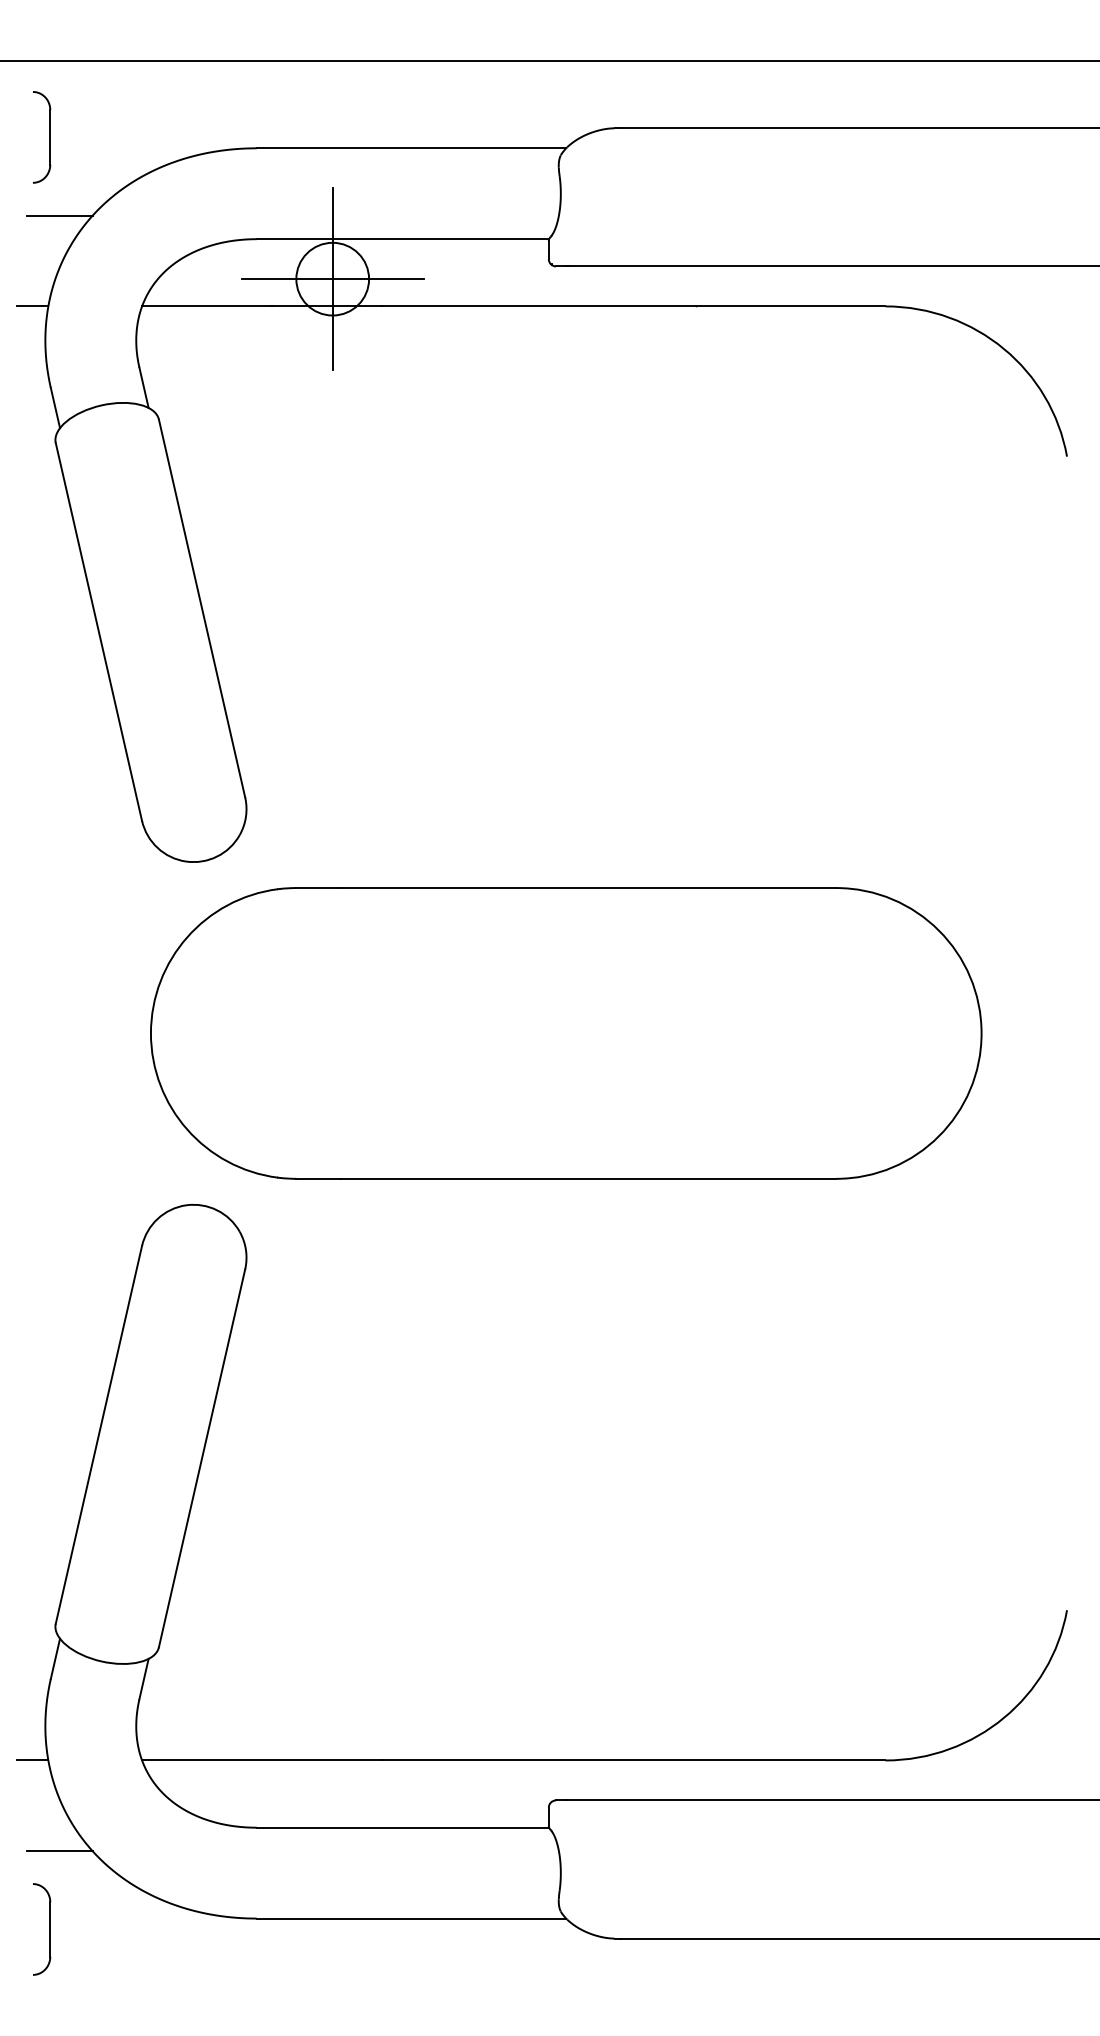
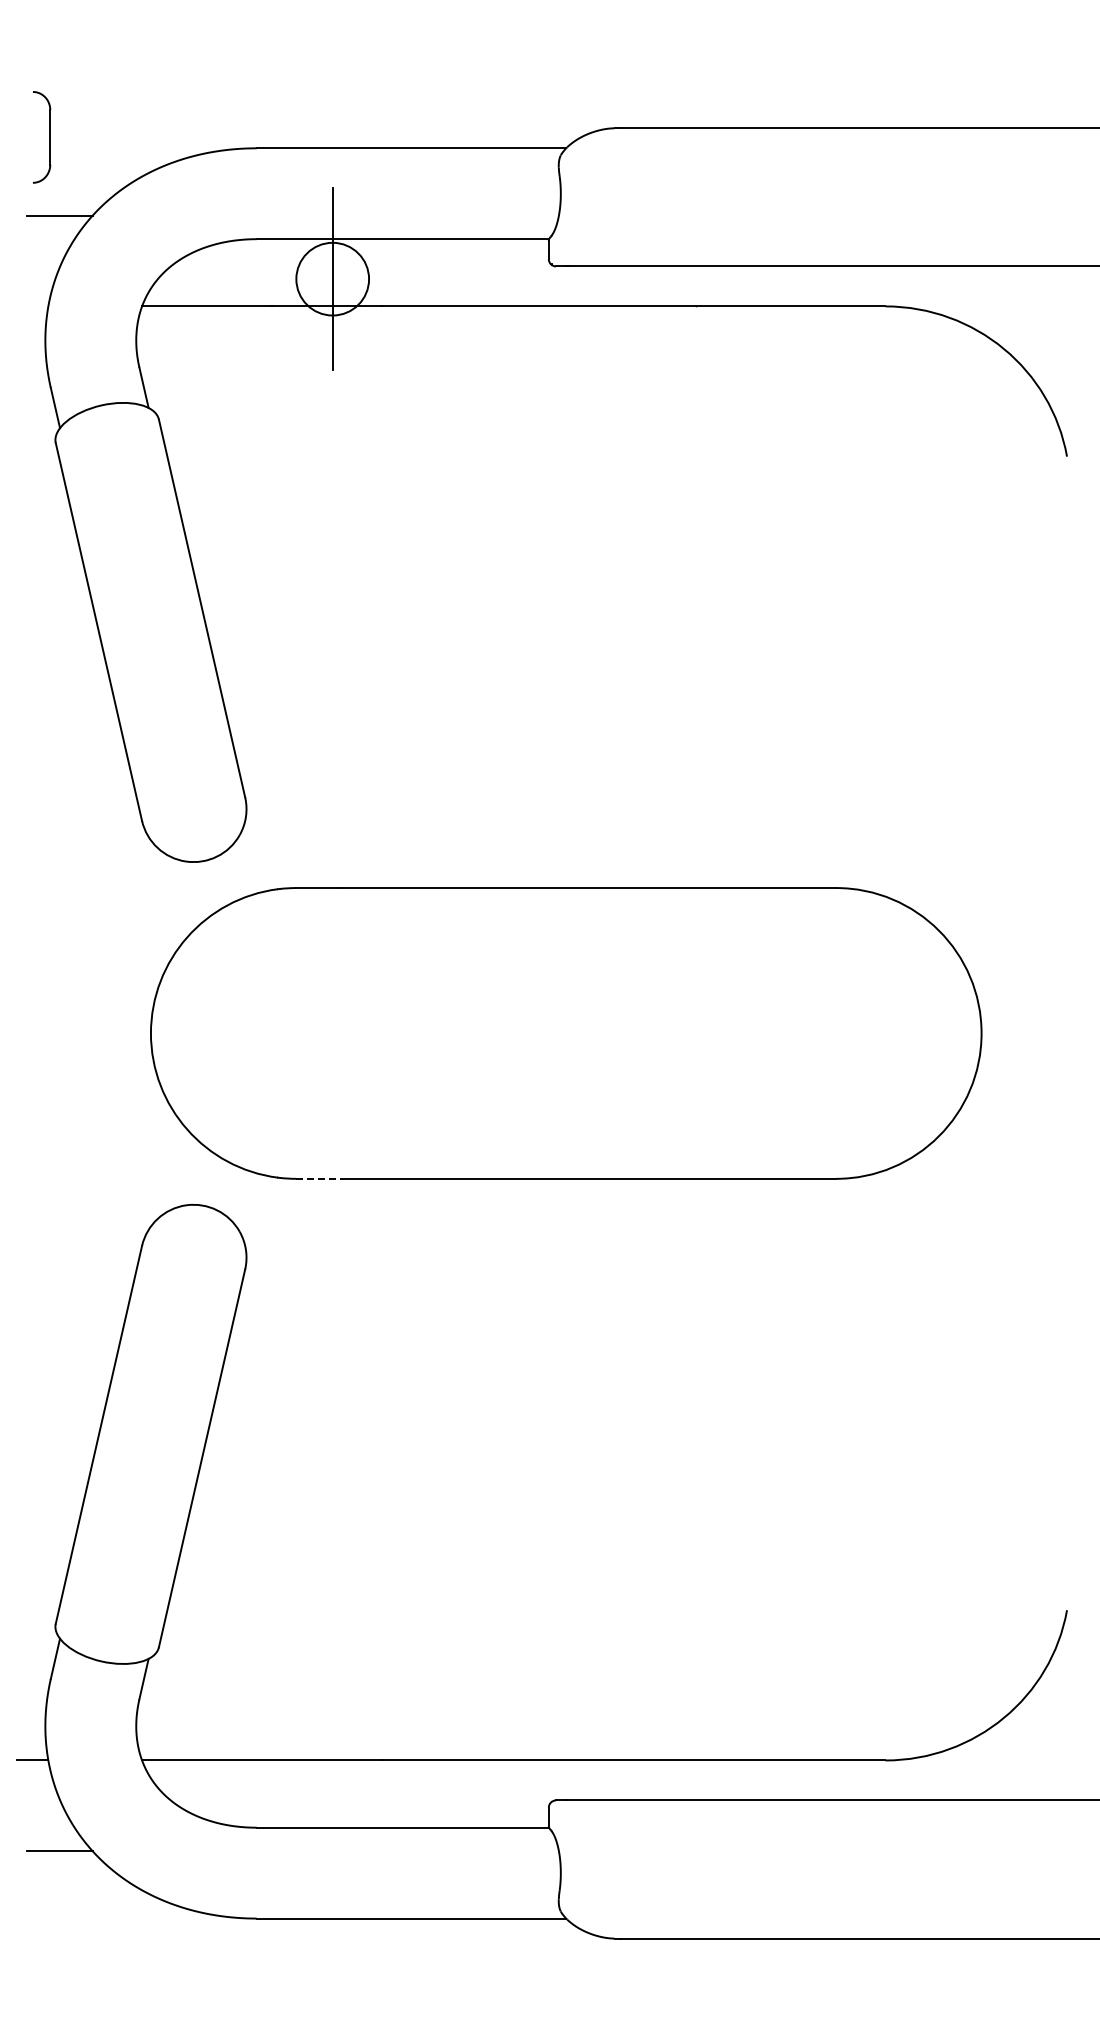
line: present -> none (549, 61)
line: present -> none (332, 279)
line: present -> none (32, 306)
line: solid -> dashed (318, 1178)
part: present -> none (49, 1929)
